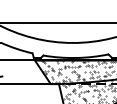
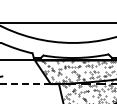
line: solid -> dashed (25, 84)
